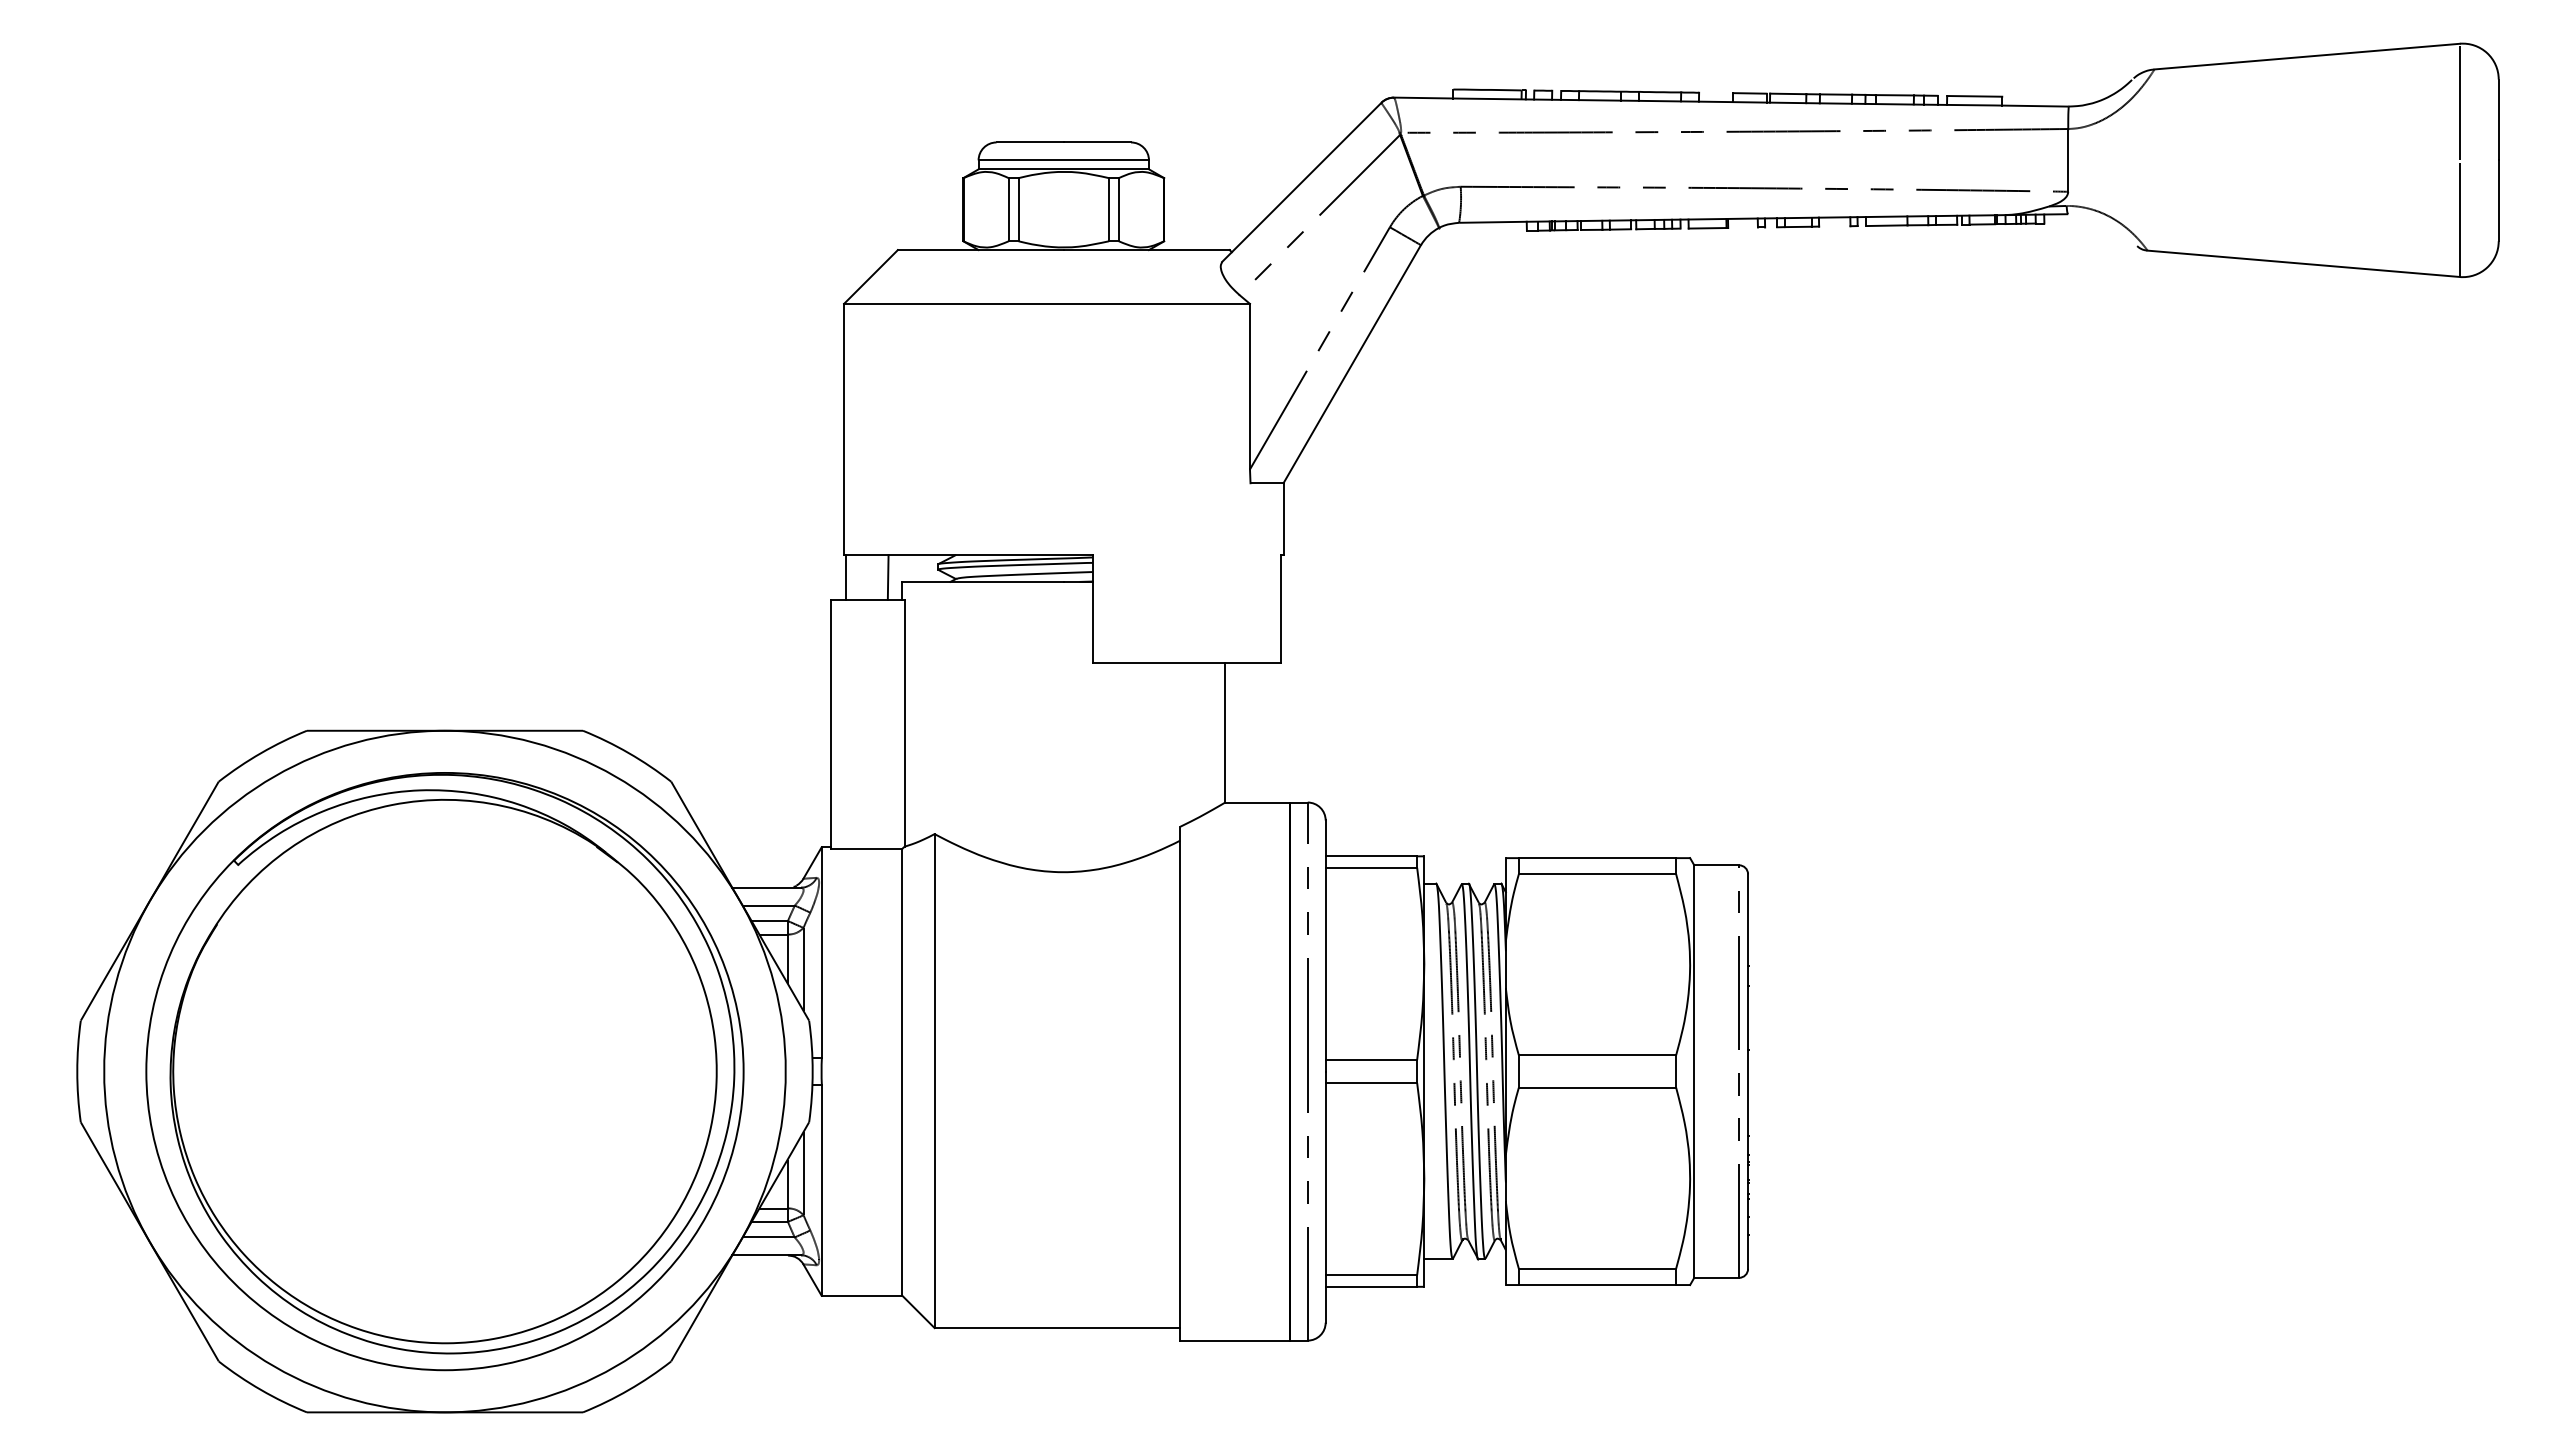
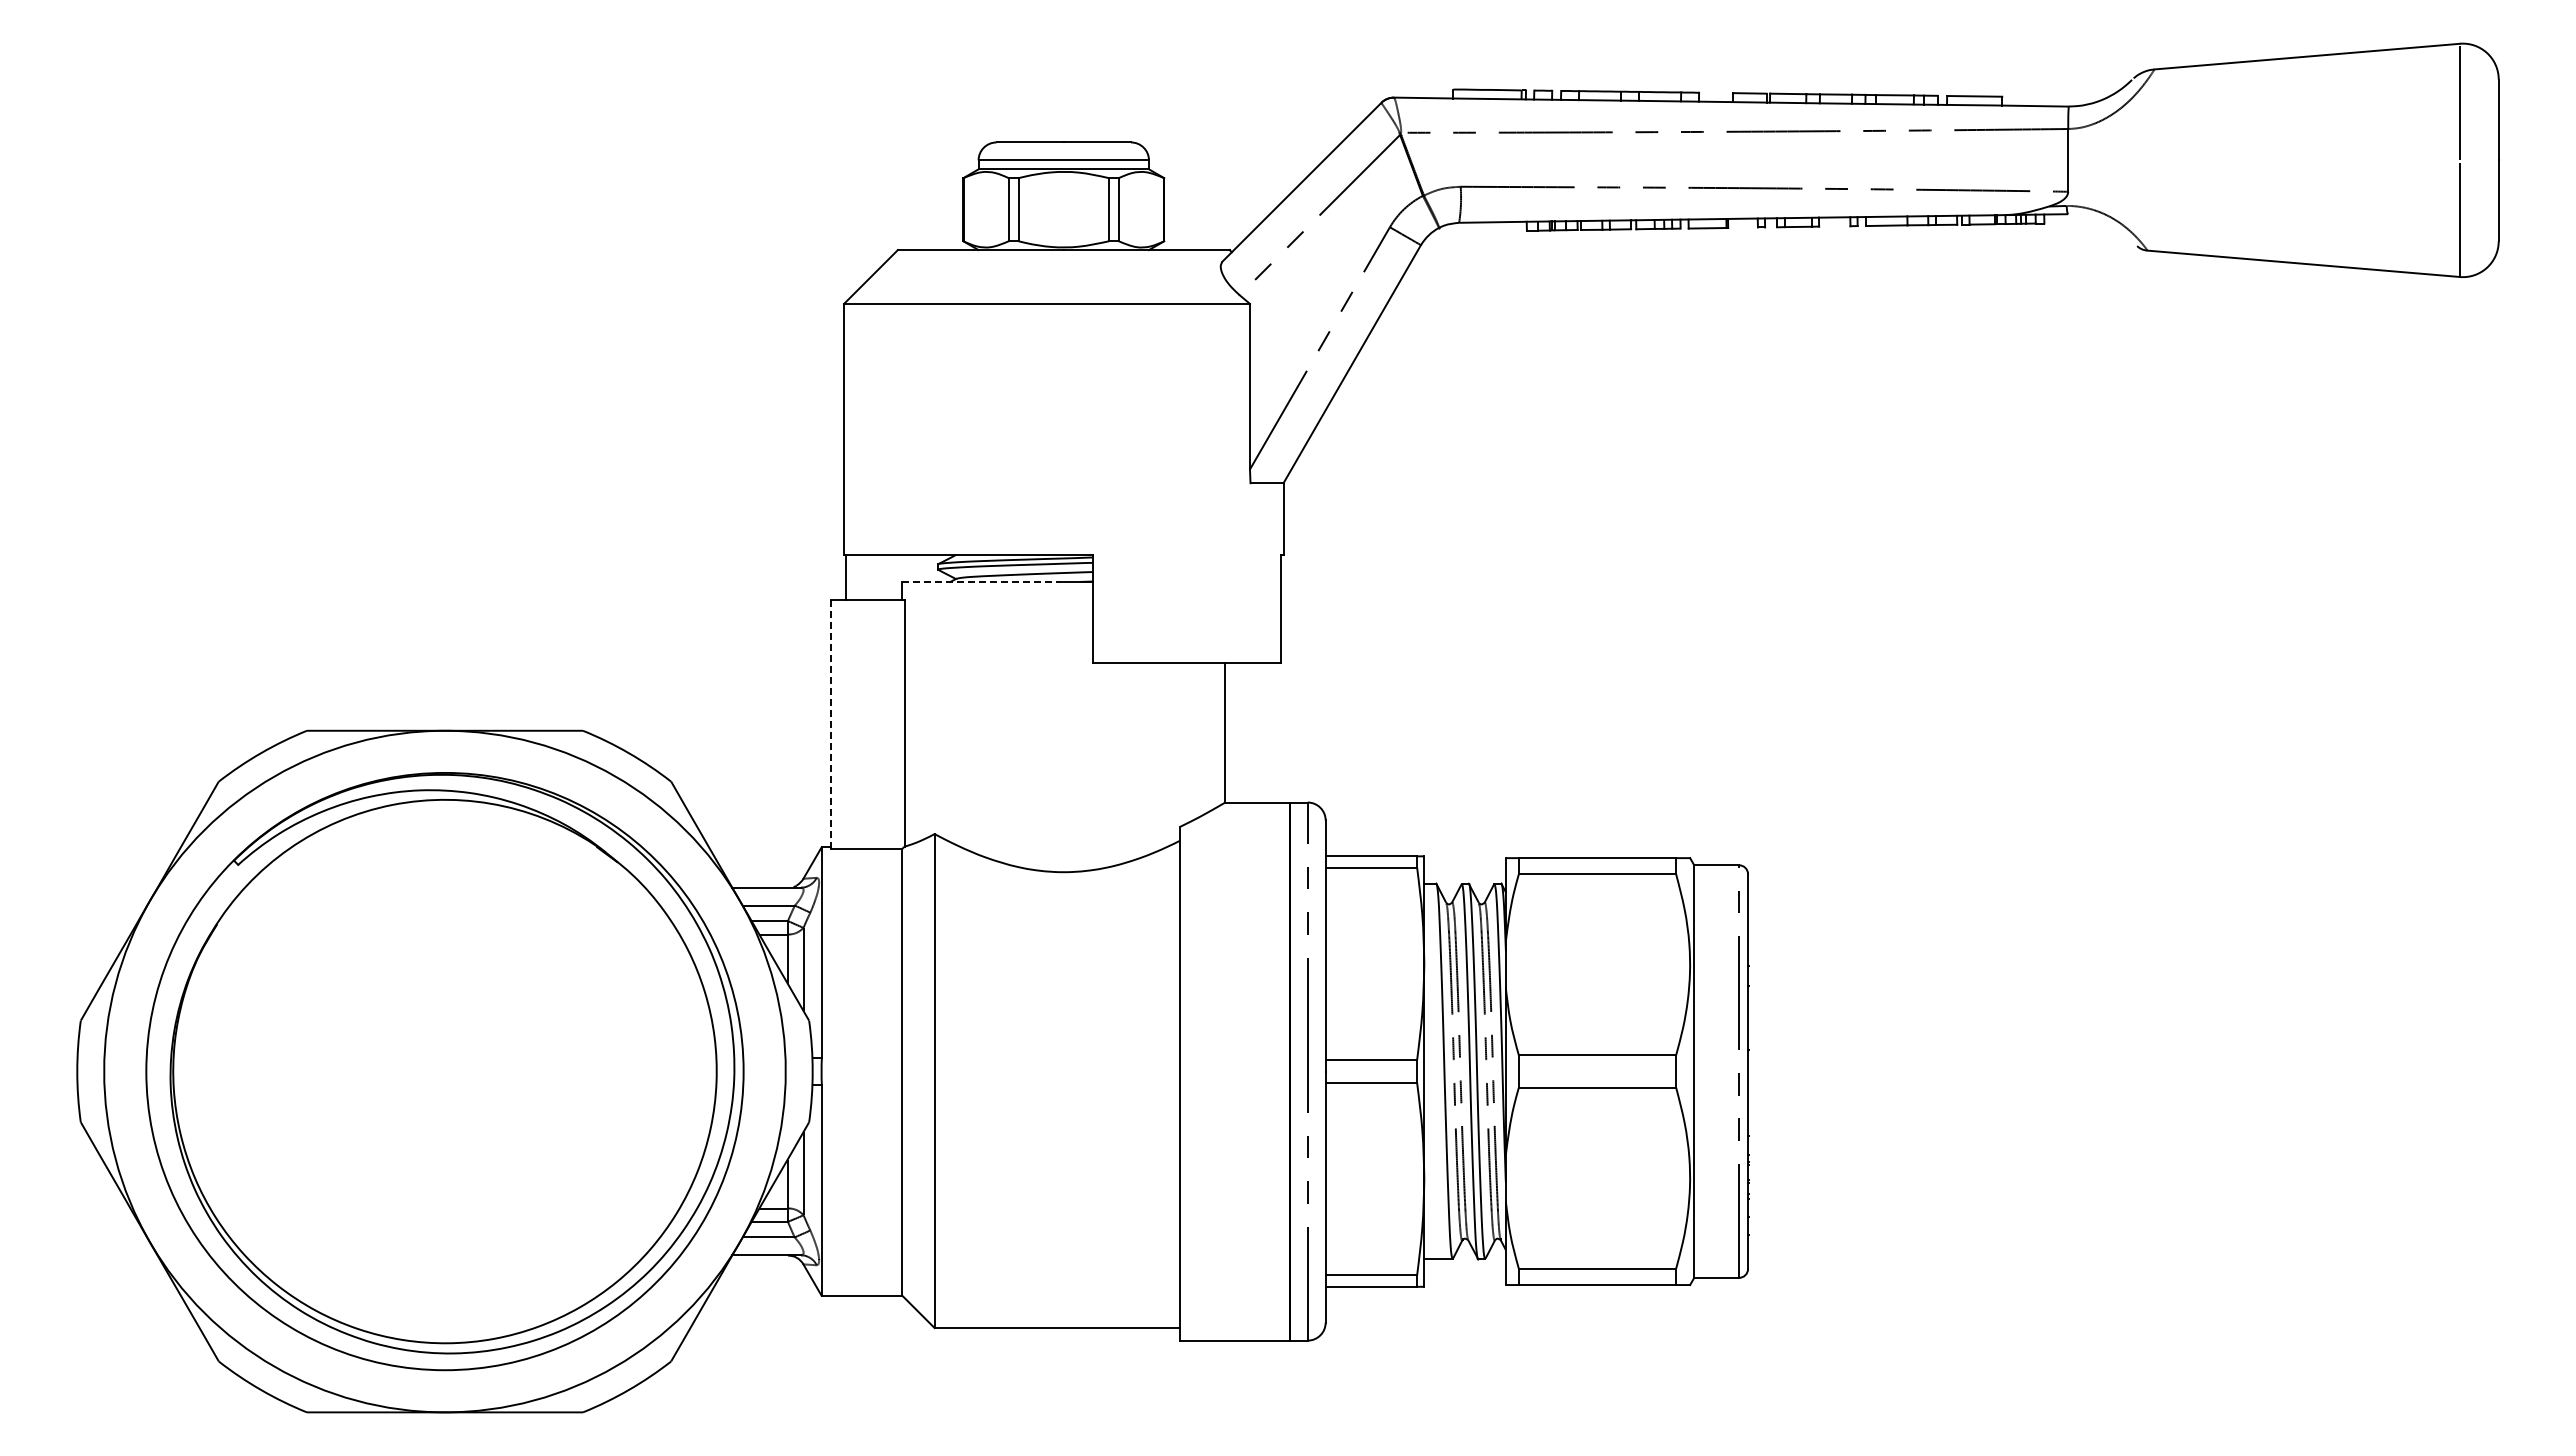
line: present -> none (887, 577)
line: solid -> dashed (983, 581)
line: solid -> dashed (830, 724)
